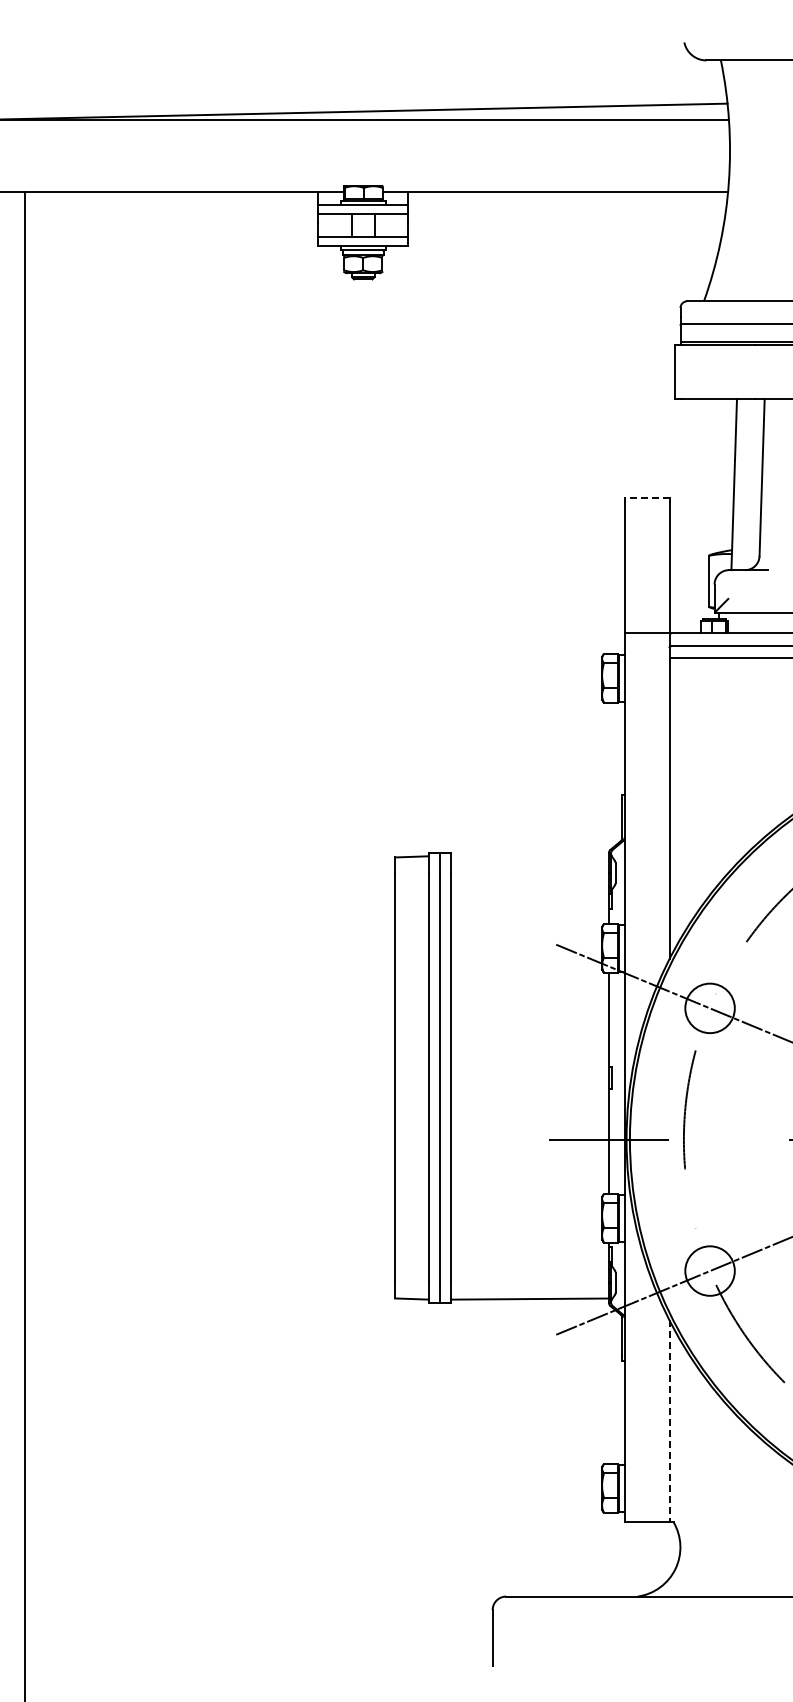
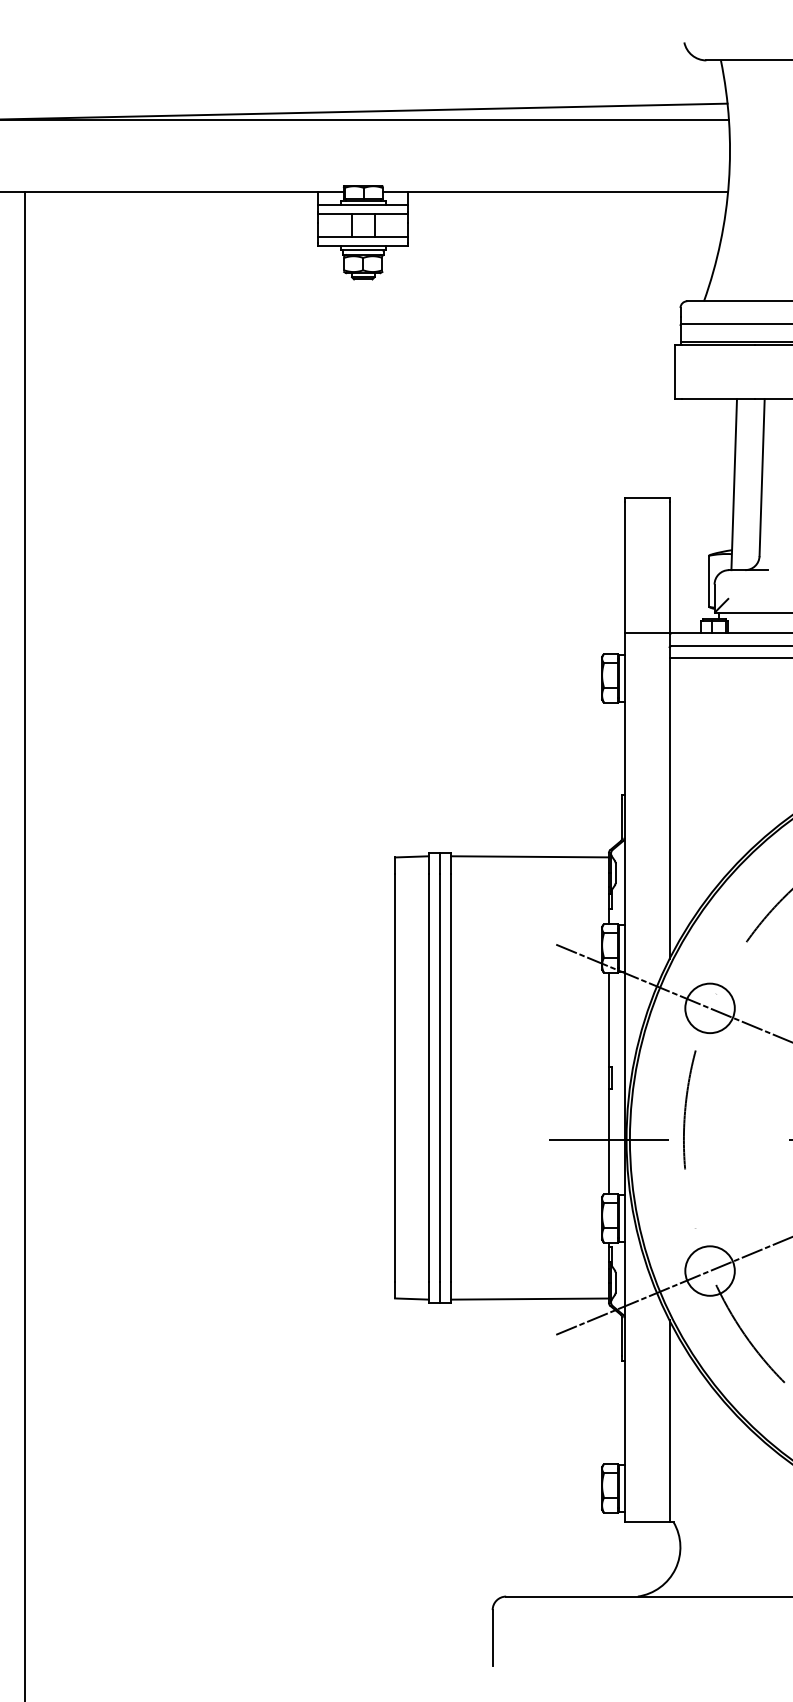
line: dashed -> solid (647, 498)
line: none -> present (529, 856)
line: dashed -> solid (669, 1421)
